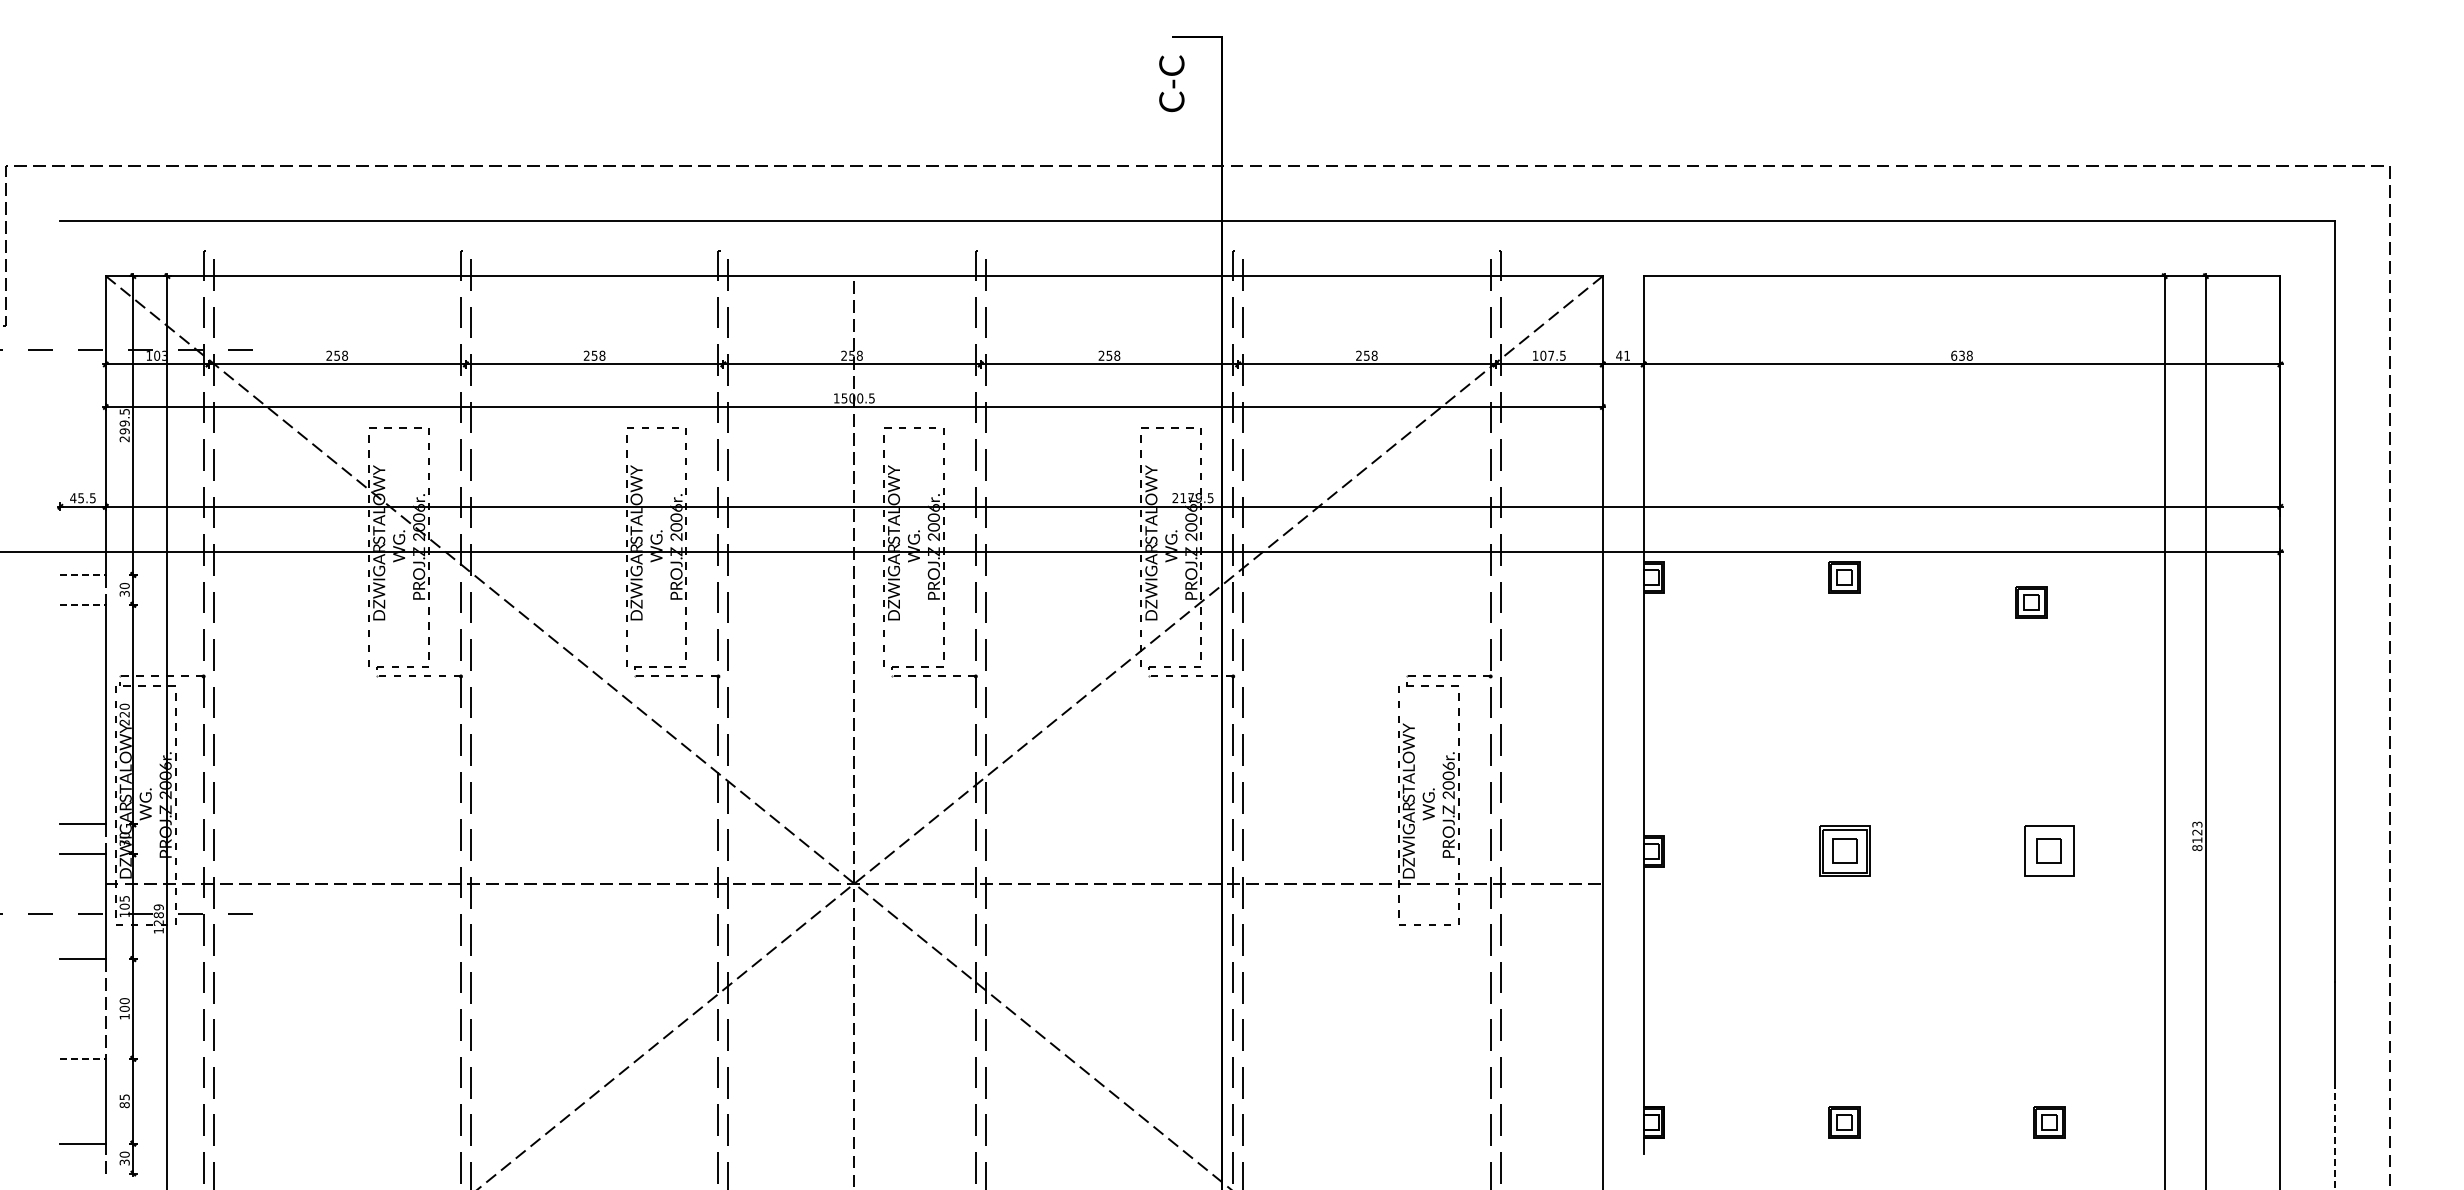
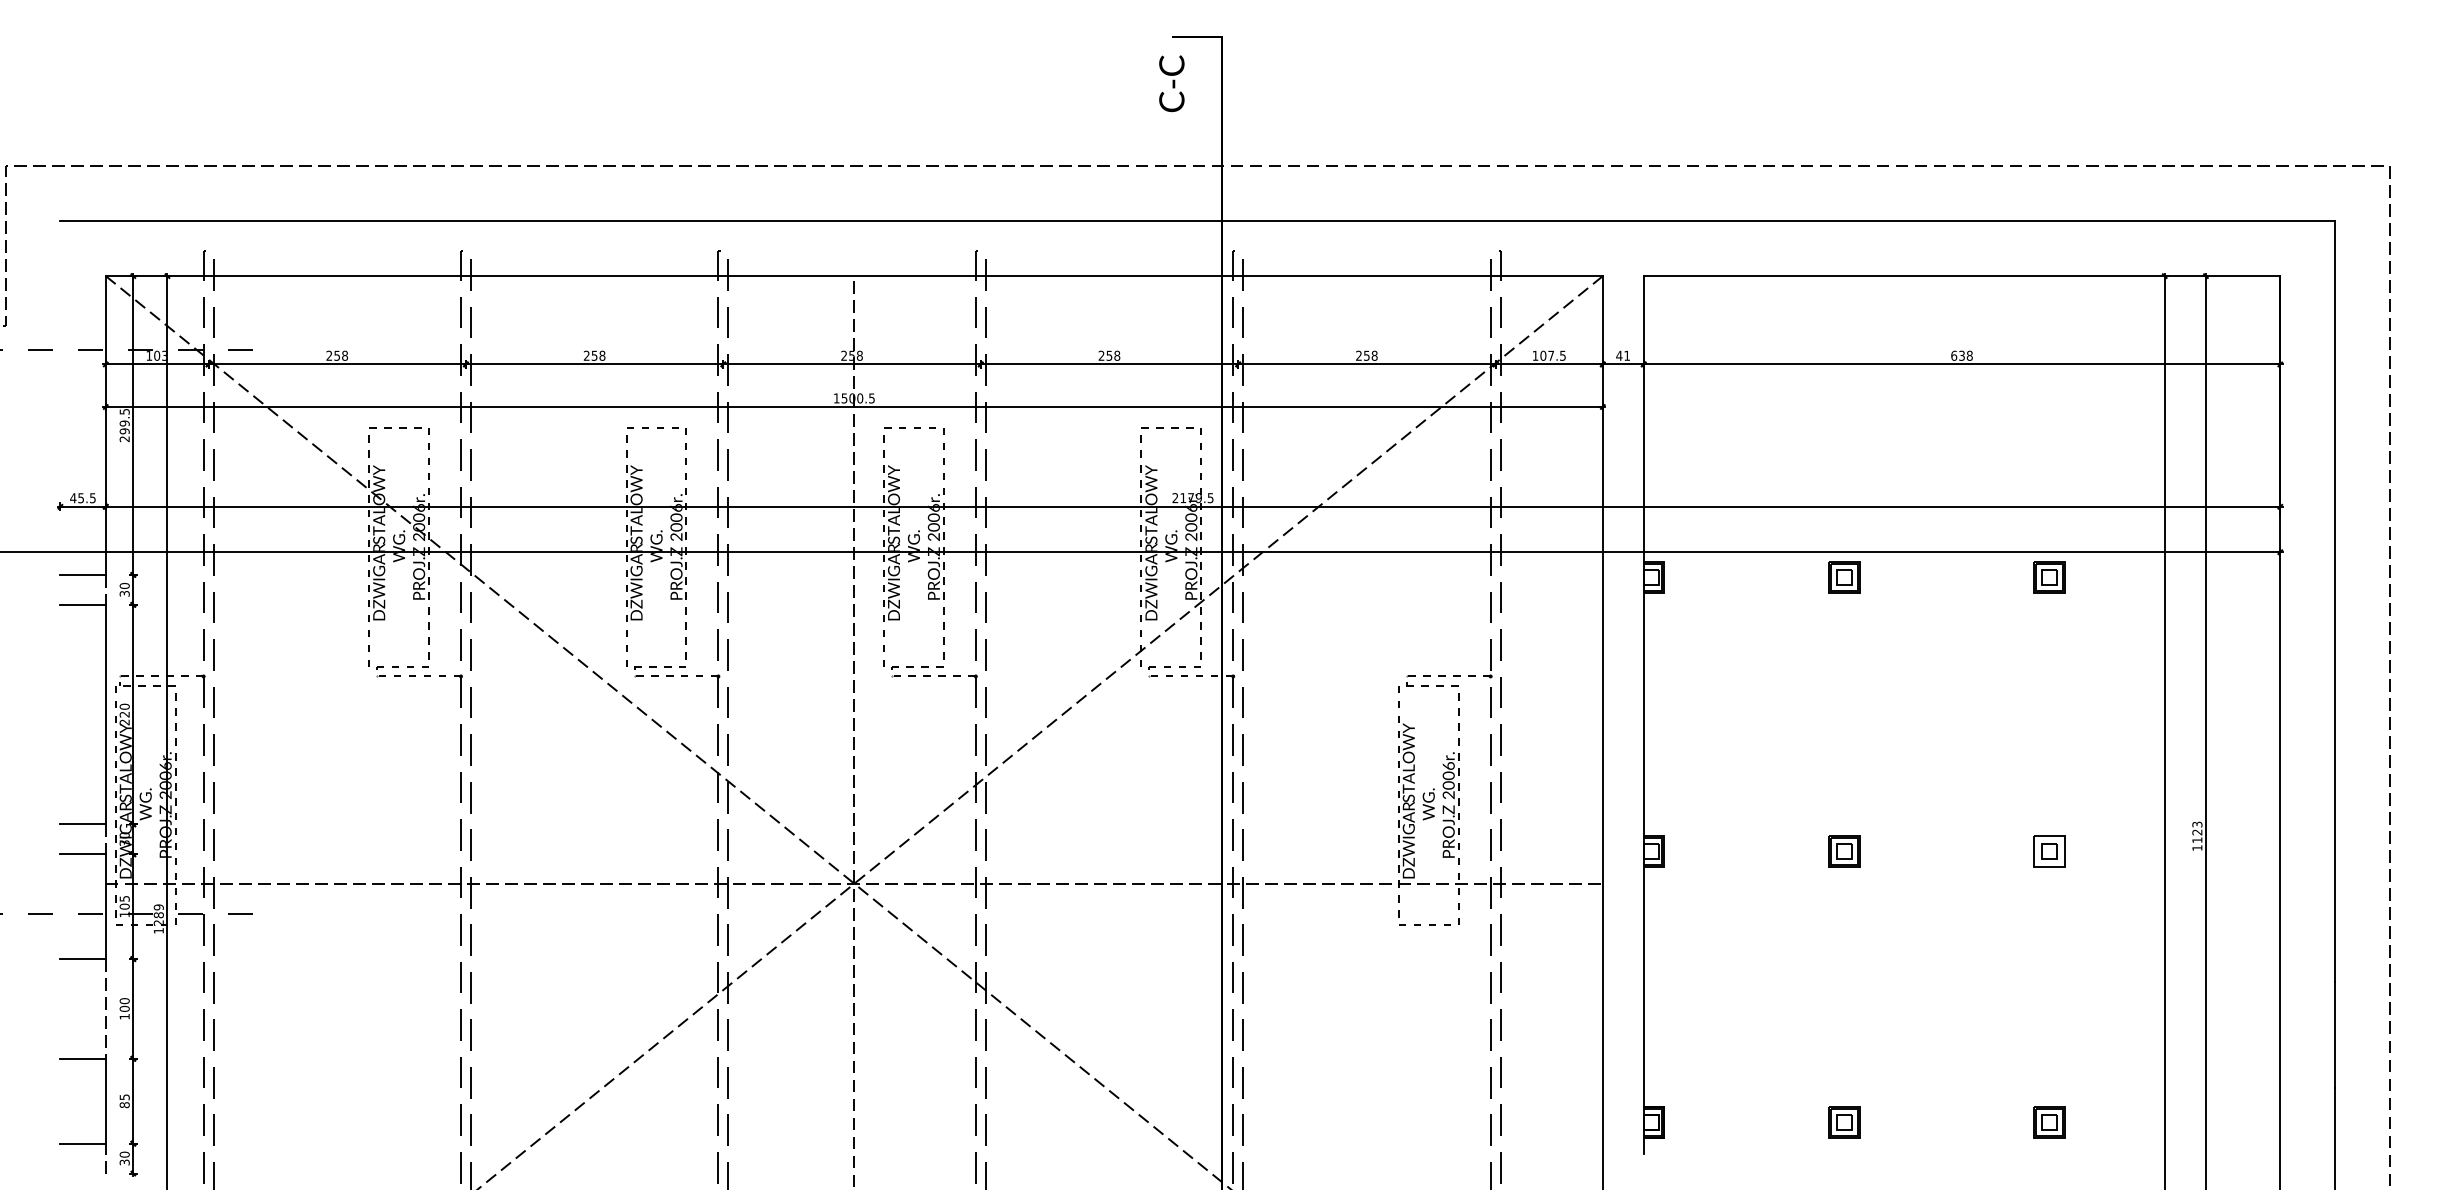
line: dashed -> solid (83, 574)
part position: (2031, 602) -> (2049, 577) (2049, 577)
line: dashed -> solid (83, 604)
text: 8123 -> 1123 (2197, 848)
part size: 52x52 px -> 33x33 px (1844, 851)
part size: 51x52 px -> 33x33 px (2049, 851)
line: dashed -> solid (83, 1058)
line: dashed -> solid (2335, 1138)
